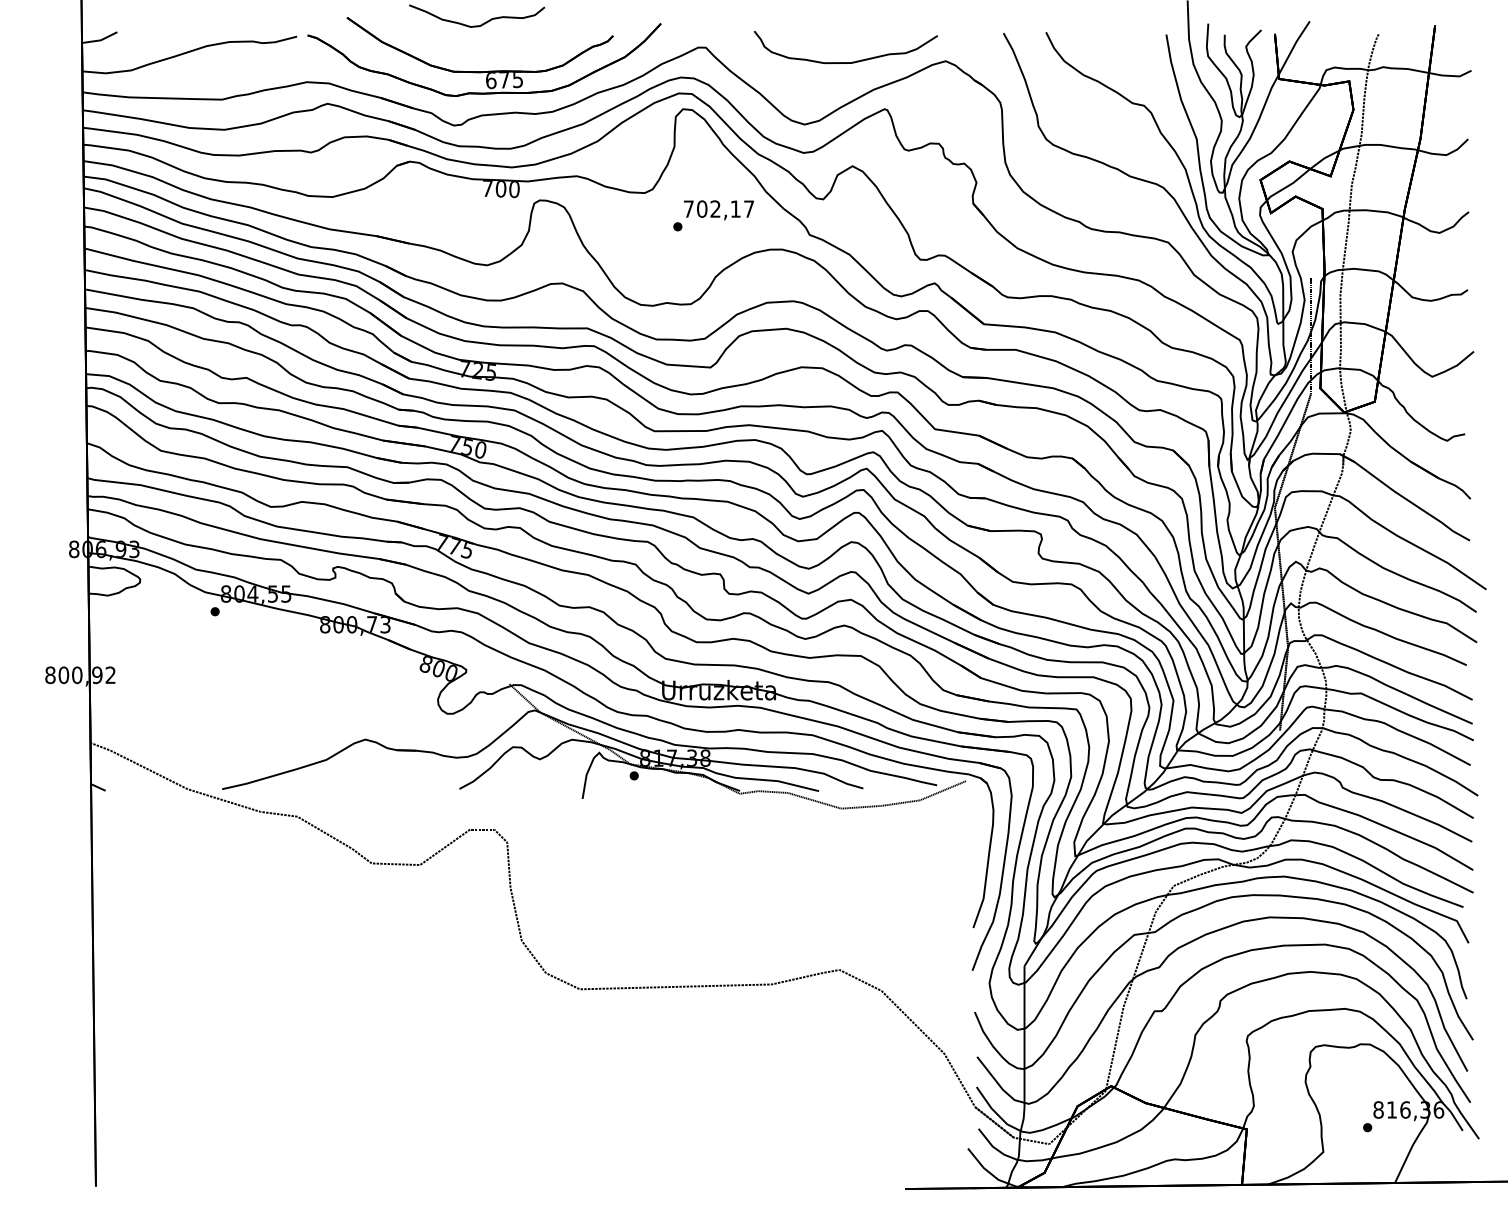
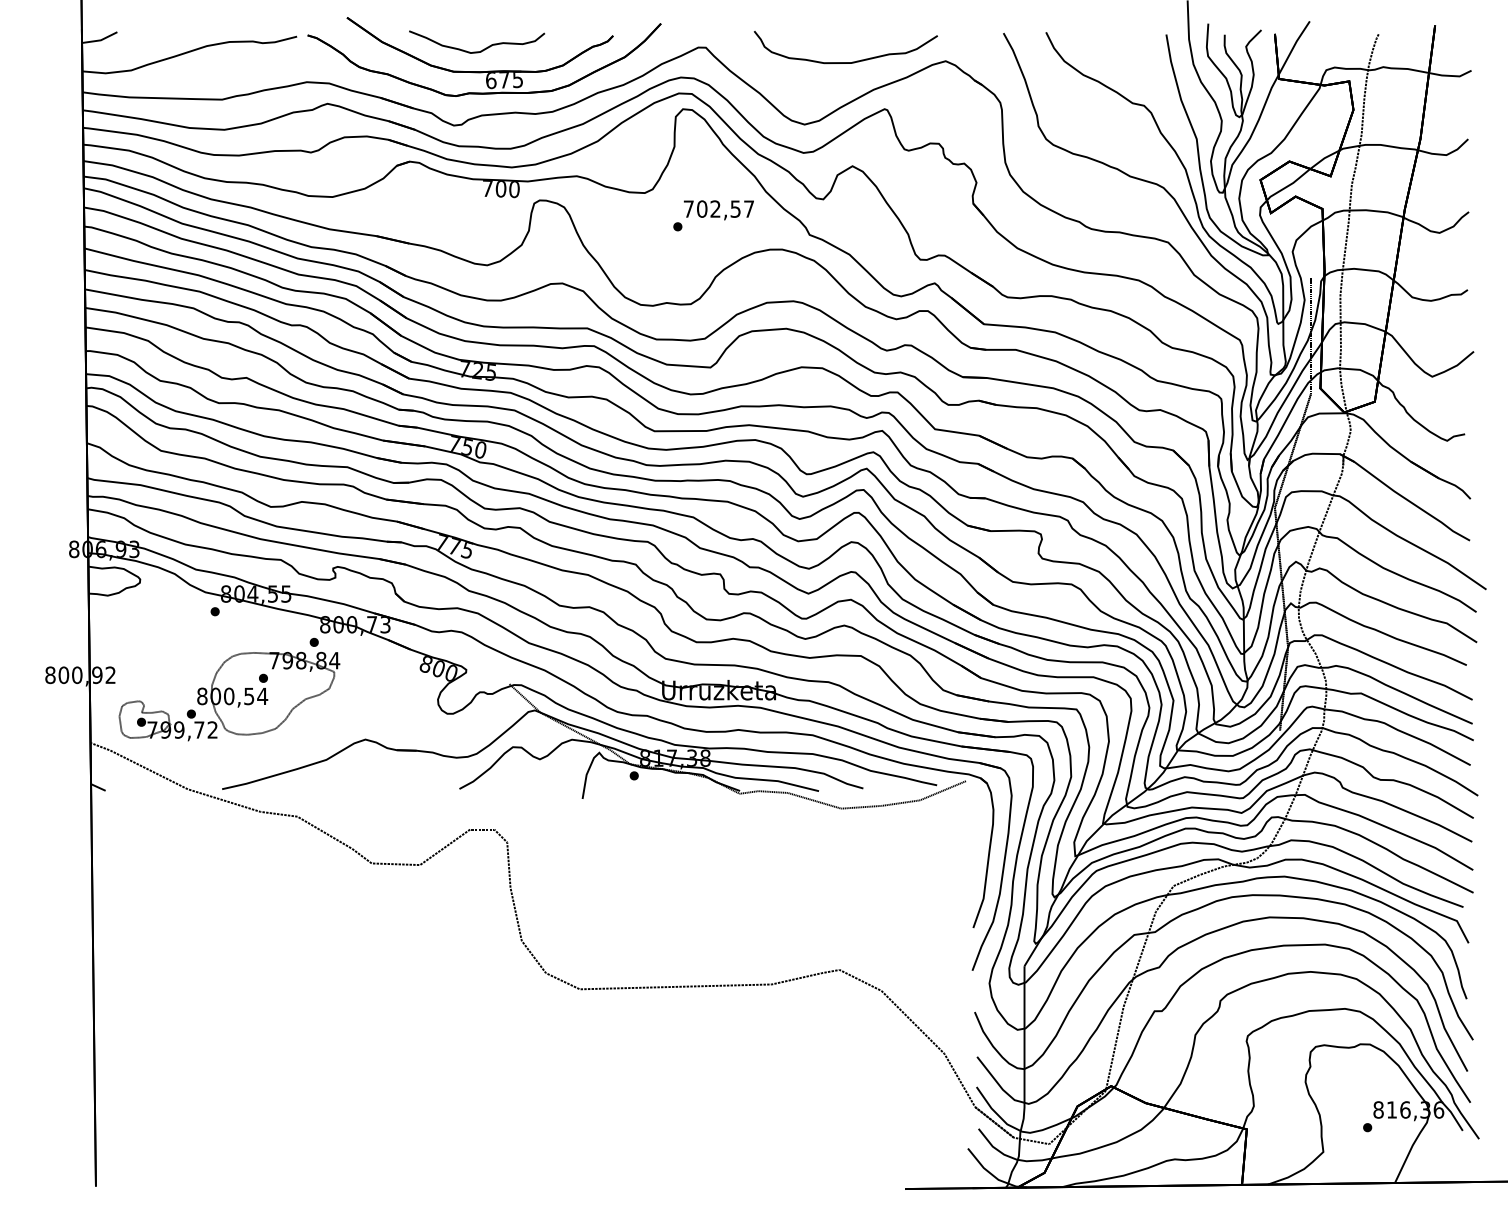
curve position: (482, 23) -> (482, 49) (482, 49)
text: 702,17 -> 702,57 (735, 208)
part: none -> present (229, 689)
